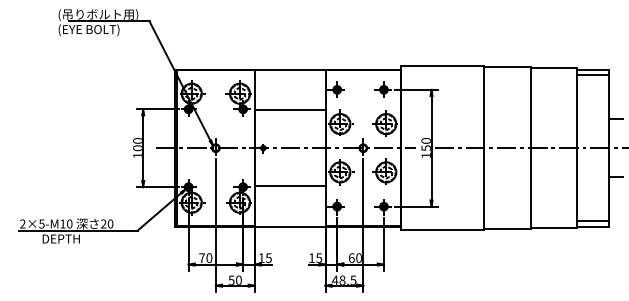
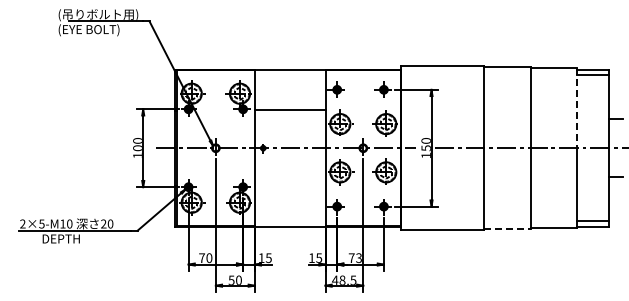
line: solid -> dashed (577, 108)
line: present -> none (289, 186)
line: solid -> dashed (508, 229)
text: 60 -> 73 (354, 258)
